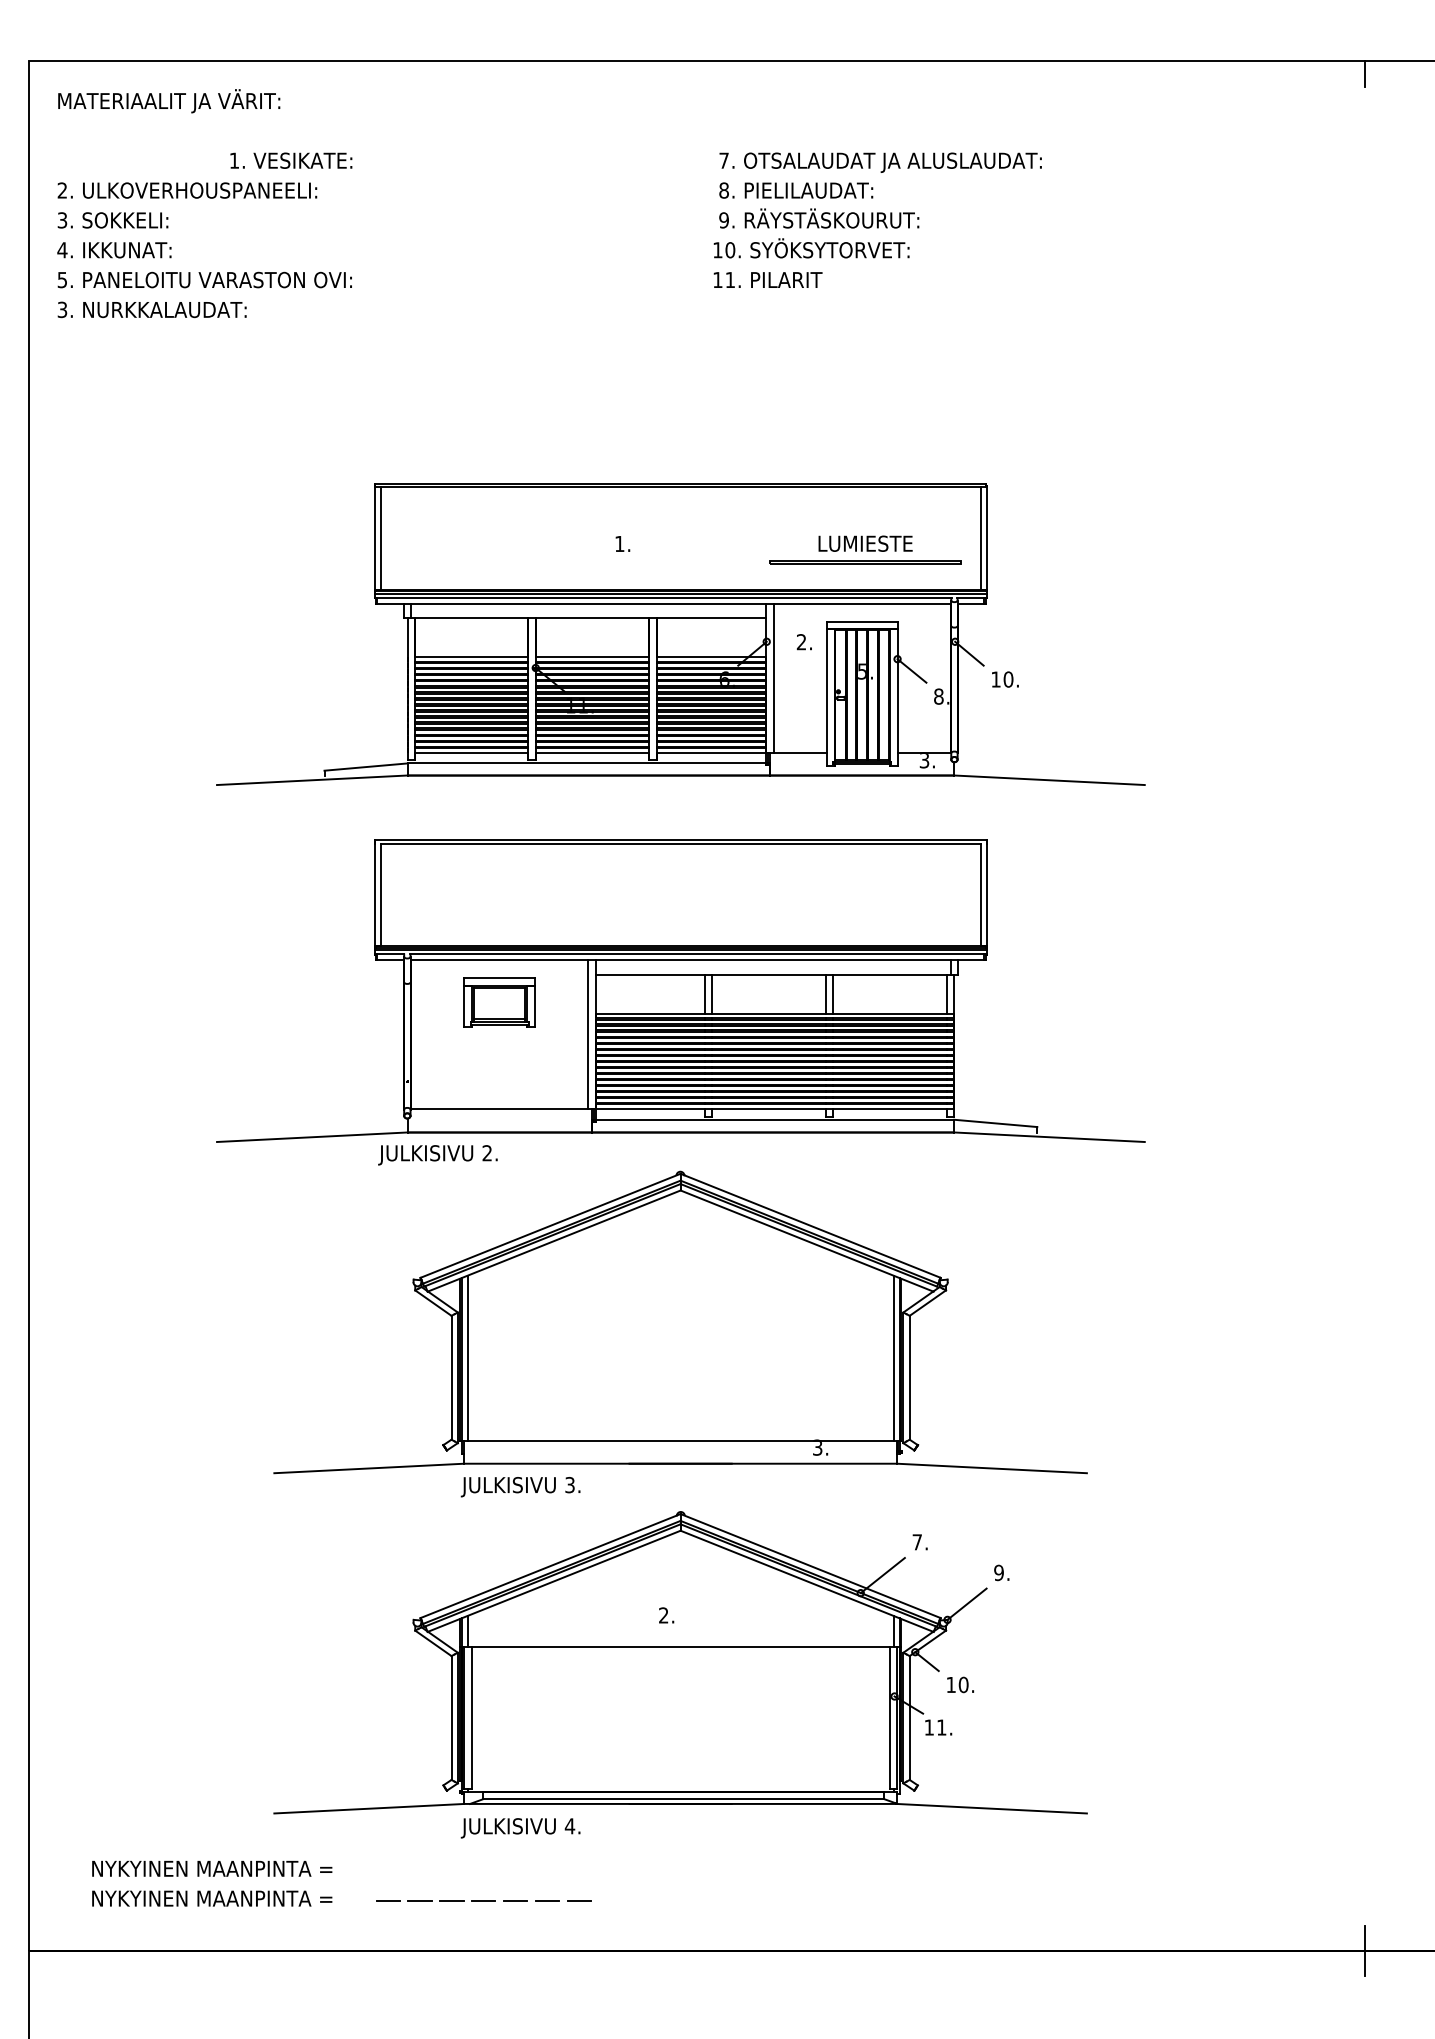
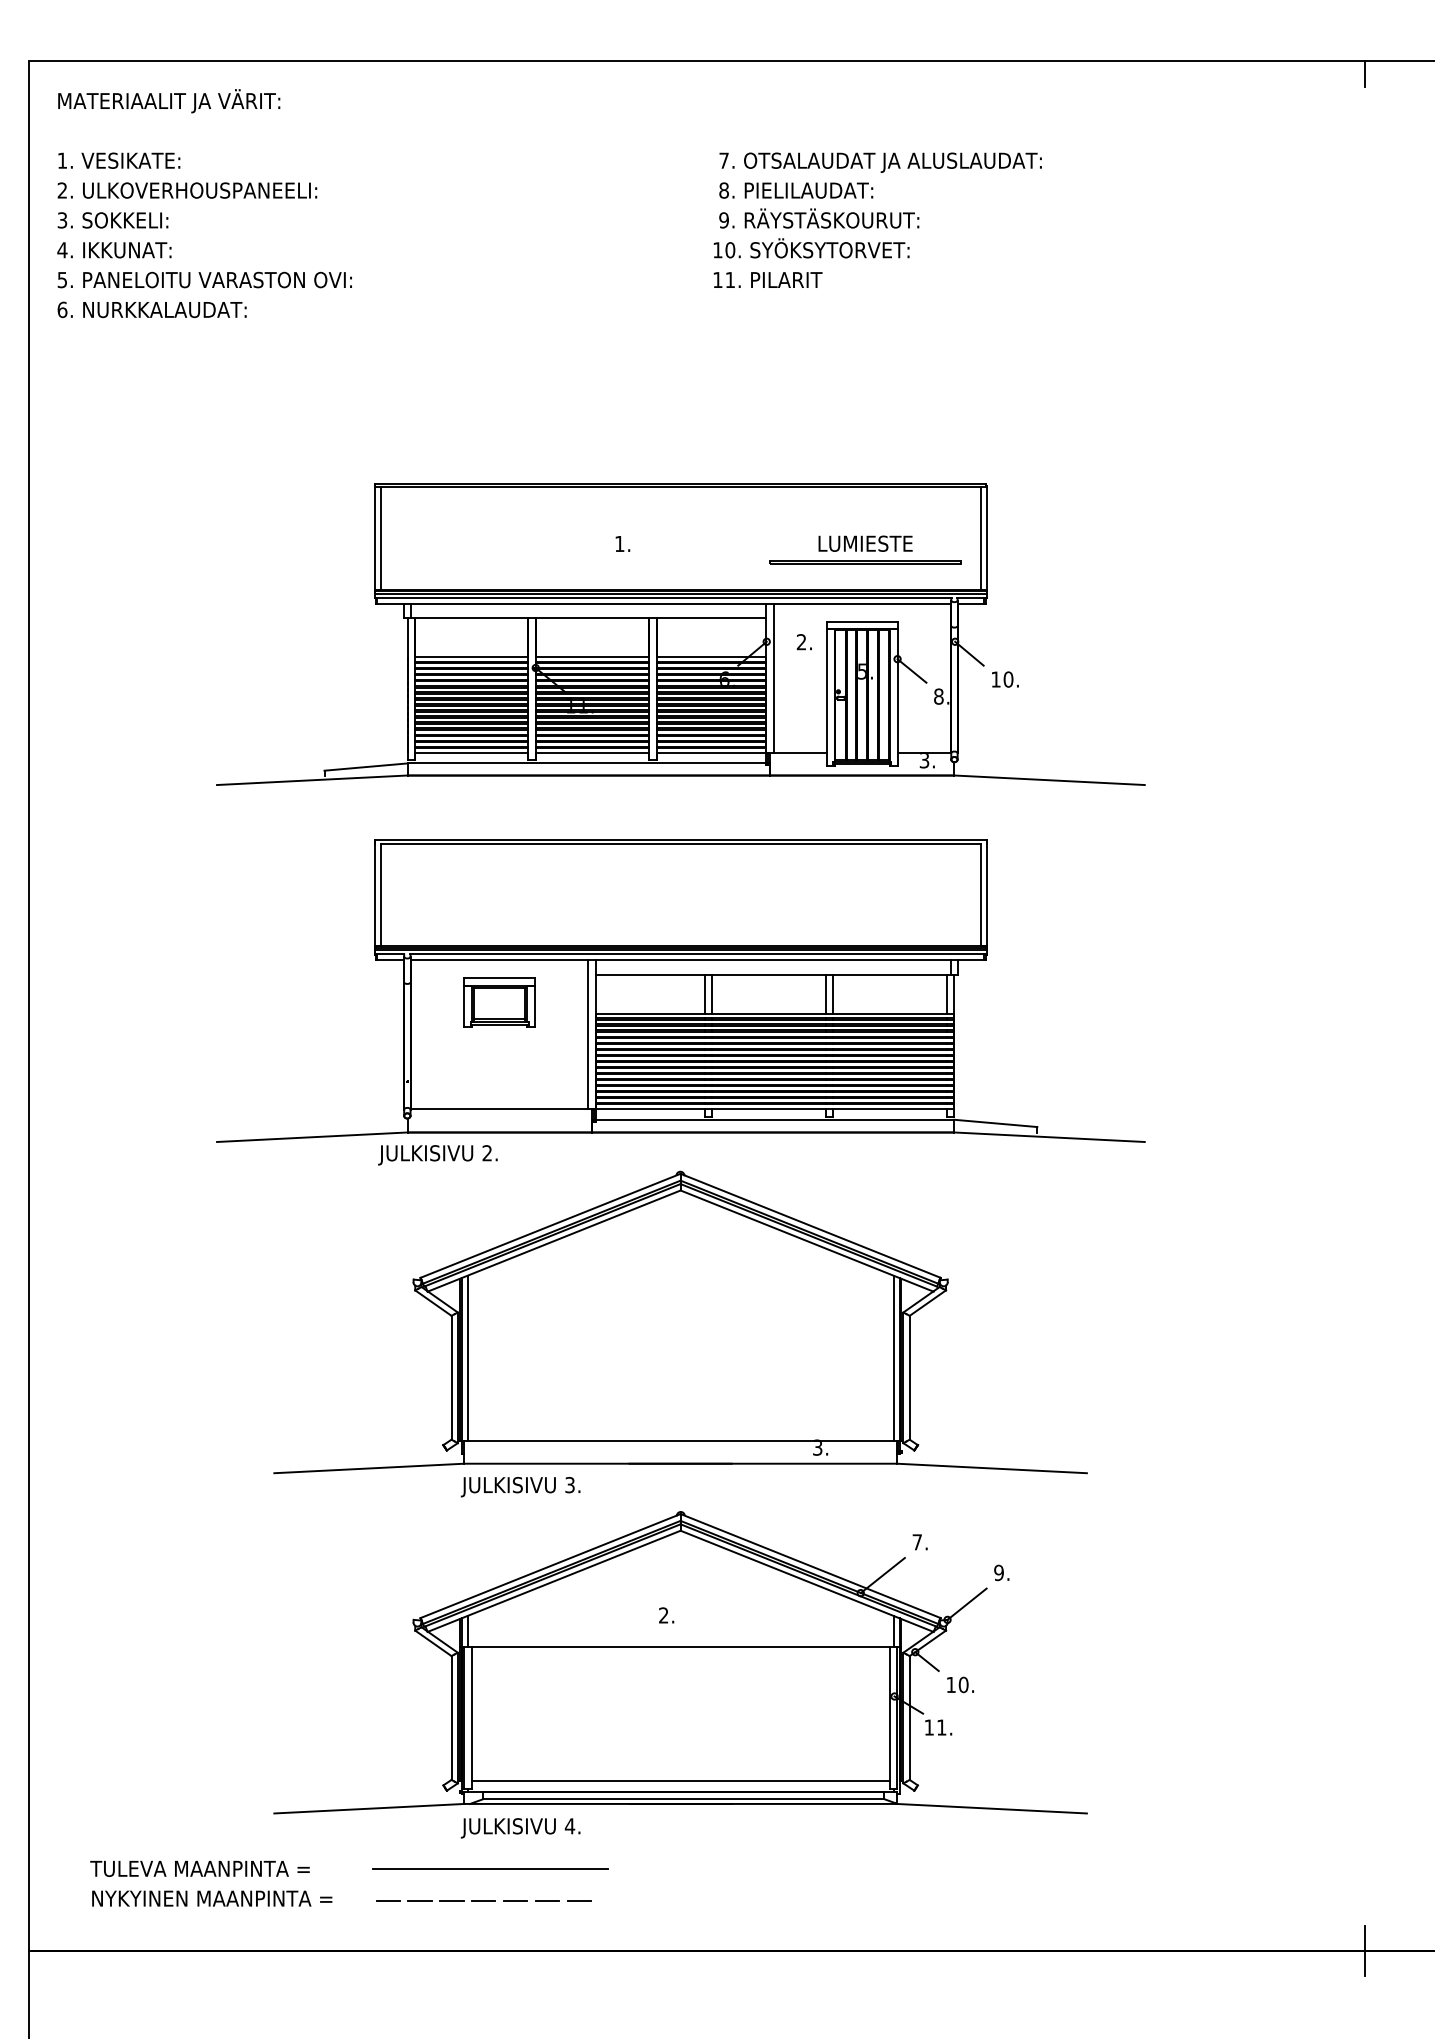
text position: (291, 160) -> (119, 160) (119, 160)
text: 3. -> 6. (62, 309)
line: none -> present (680, 1781)
text: NYKYINEN MAANPINTA = -> TULEVA MAANPINTA = (211, 1868)
line: none -> present (490, 1869)
